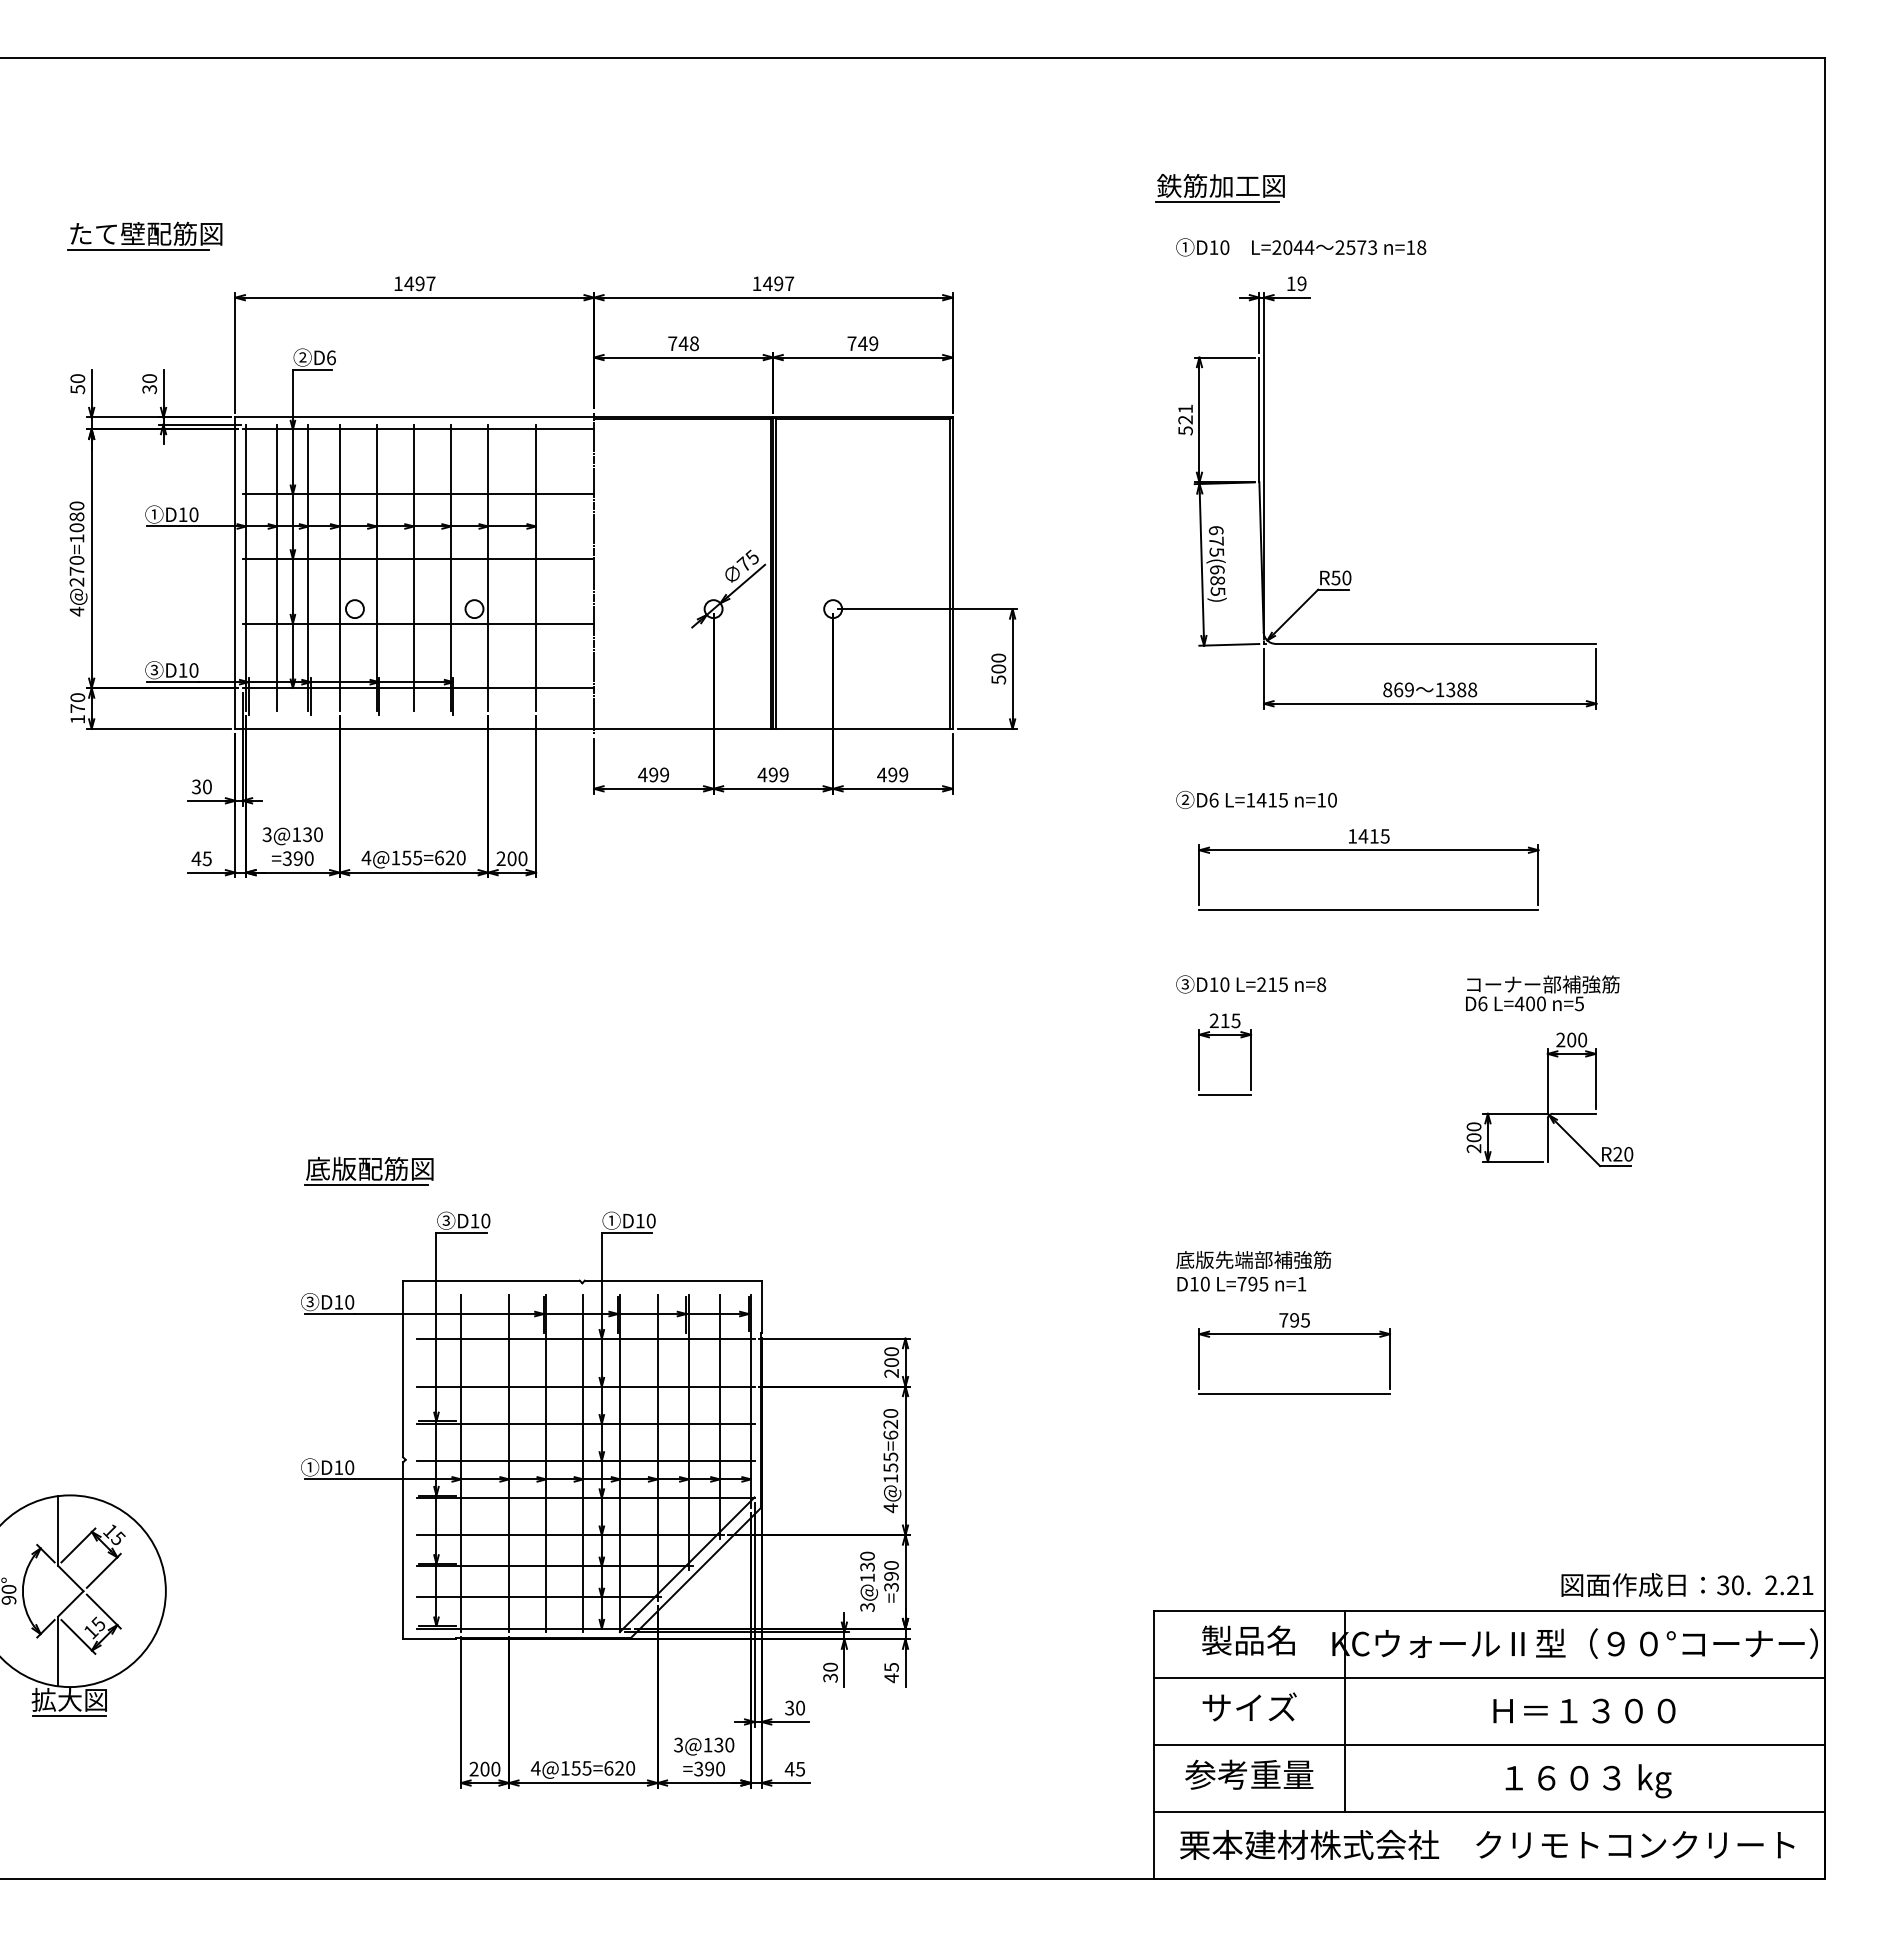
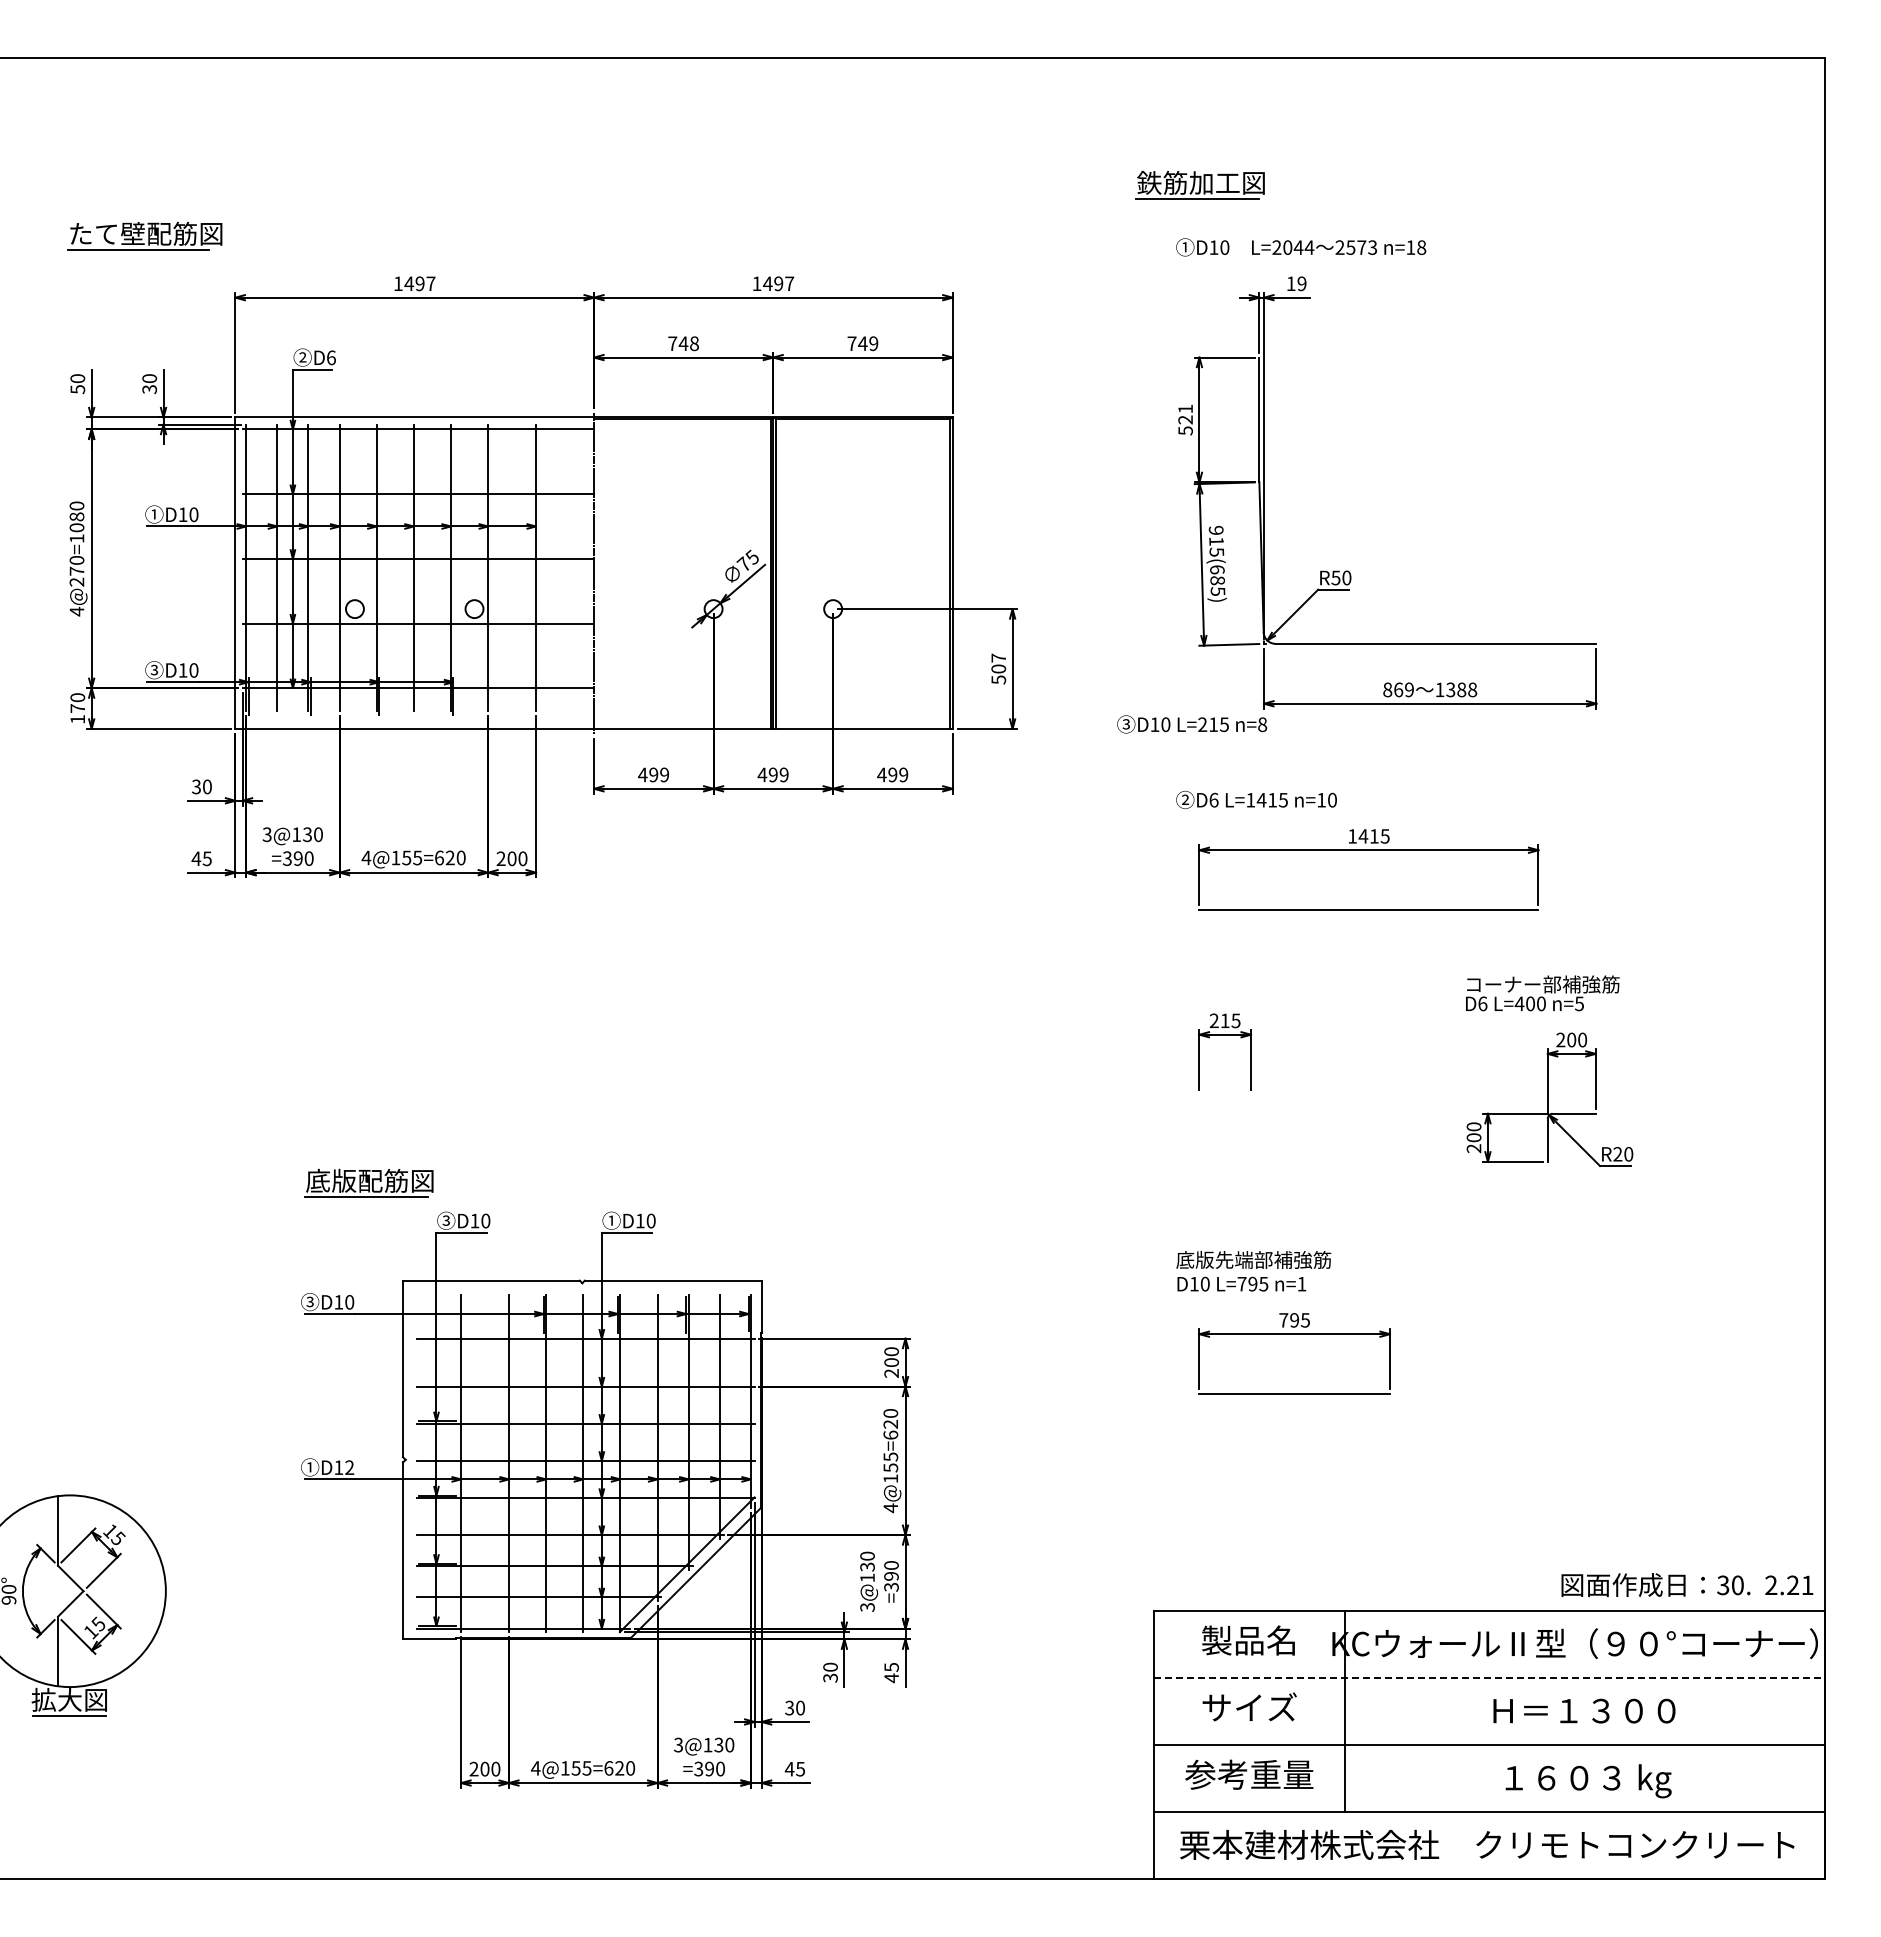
part position: (1219, 188) -> (1199, 185) (1199, 185)
text: 675(685) -> 915(685) (1215, 535)
text: 500 -> 507 (998, 657)
text position: (1251, 984) -> (1192, 724) (1192, 724)
line: present -> none (1225, 1094)
part position: (368, 1170) -> (368, 1182) (368, 1182)
text: D10 -> D12 (349, 1467)
line: solid -> dashed (1489, 1677)
